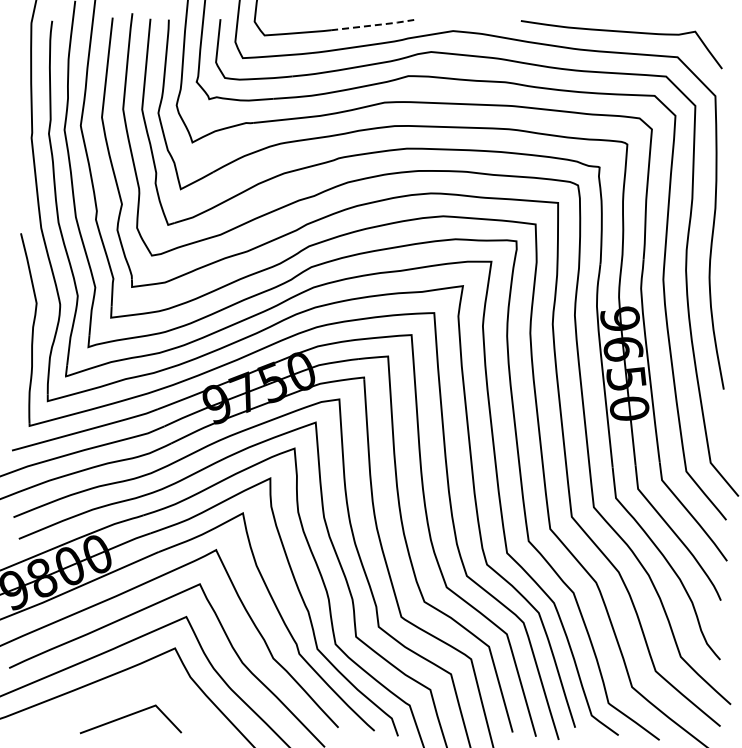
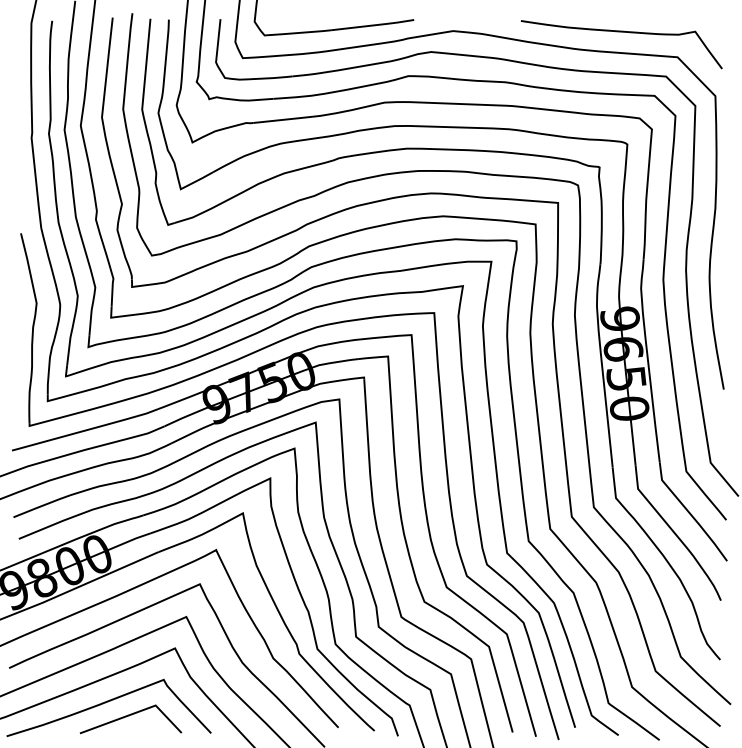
line: dashed -> solid (374, 25)
curve: none -> present (108, 702)
